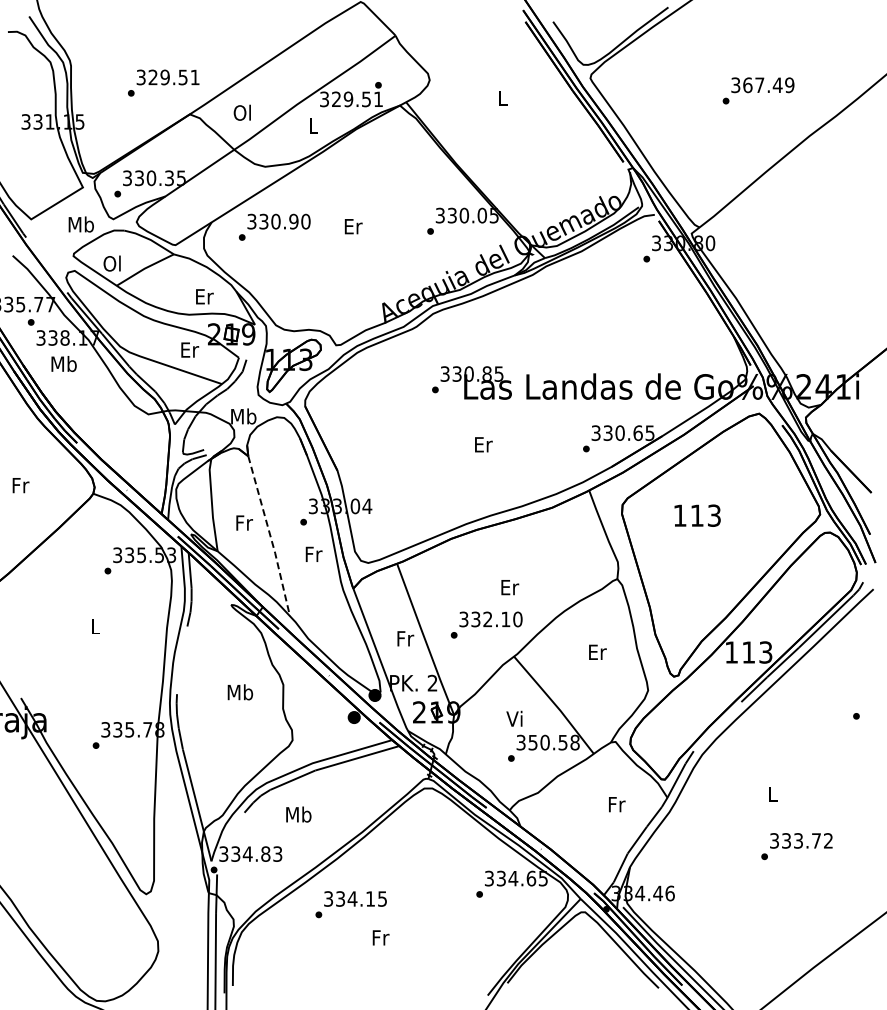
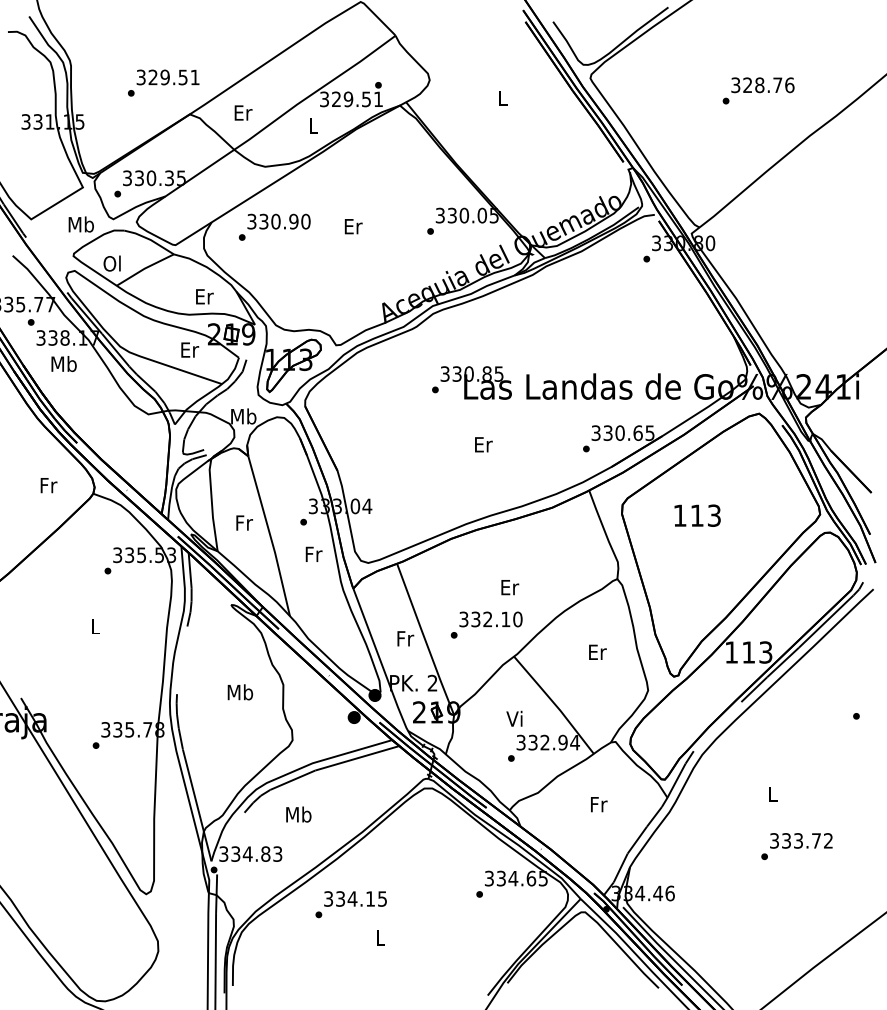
text: 367.49 -> 328.76 (768, 85)
text: Ol -> Er (242, 112)
text position: (20, 485) -> (48, 485) (48, 485)
line: dashed -> solid (270, 536)
text: 350.58 -> 332.94 (554, 742)
text position: (617, 804) -> (599, 804) (599, 804)
text: Fr -> L (380, 937)
